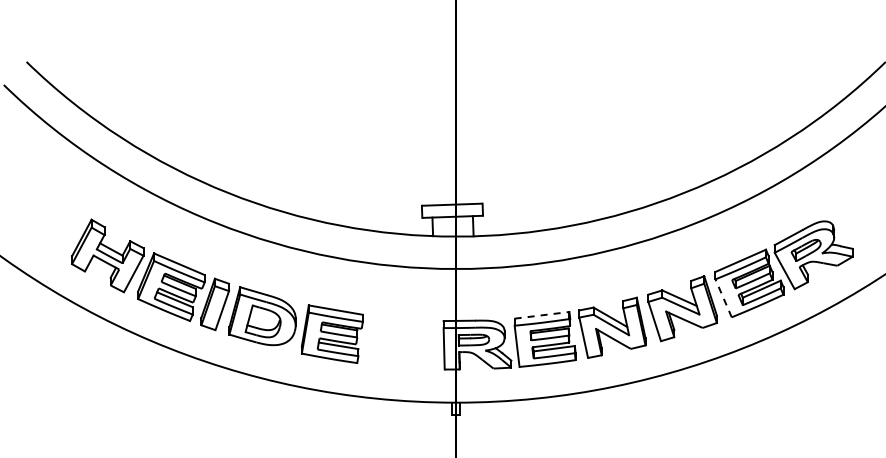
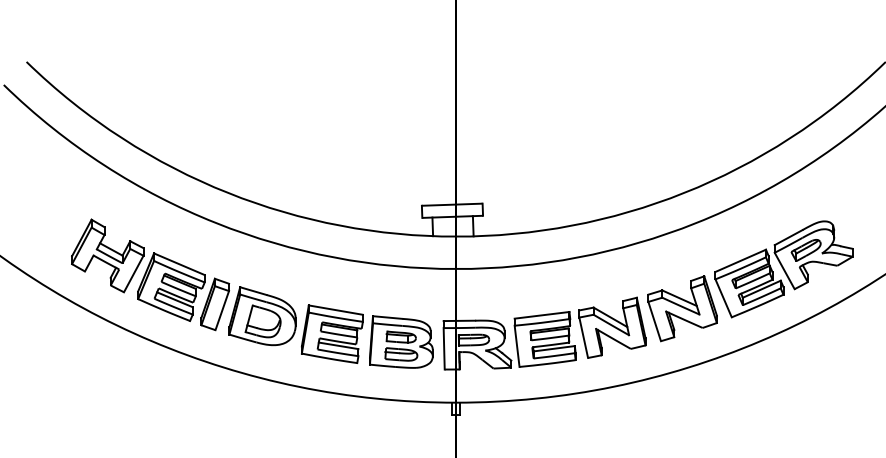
line: dashed -> solid (723, 298)
line: dashed -> solid (542, 315)
part: none -> present (401, 341)
